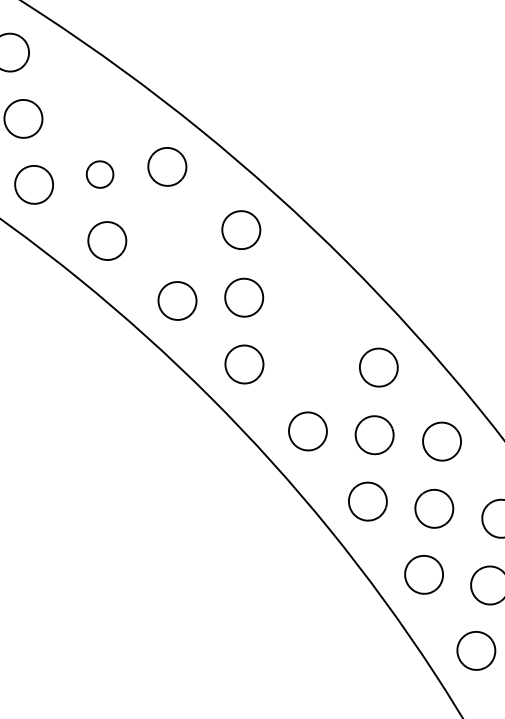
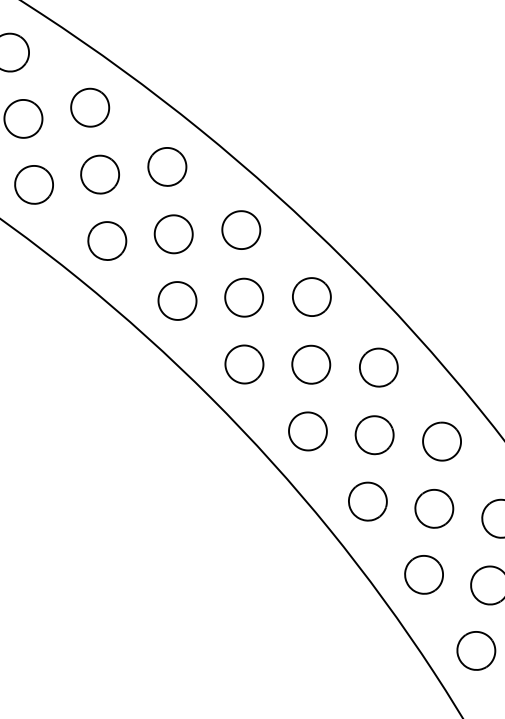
part: none -> present (90, 107)
part size: 30x29 px -> 40x41 px (99, 174)
part: none -> present (173, 234)
part: none -> present (311, 296)
part: none -> present (311, 364)
